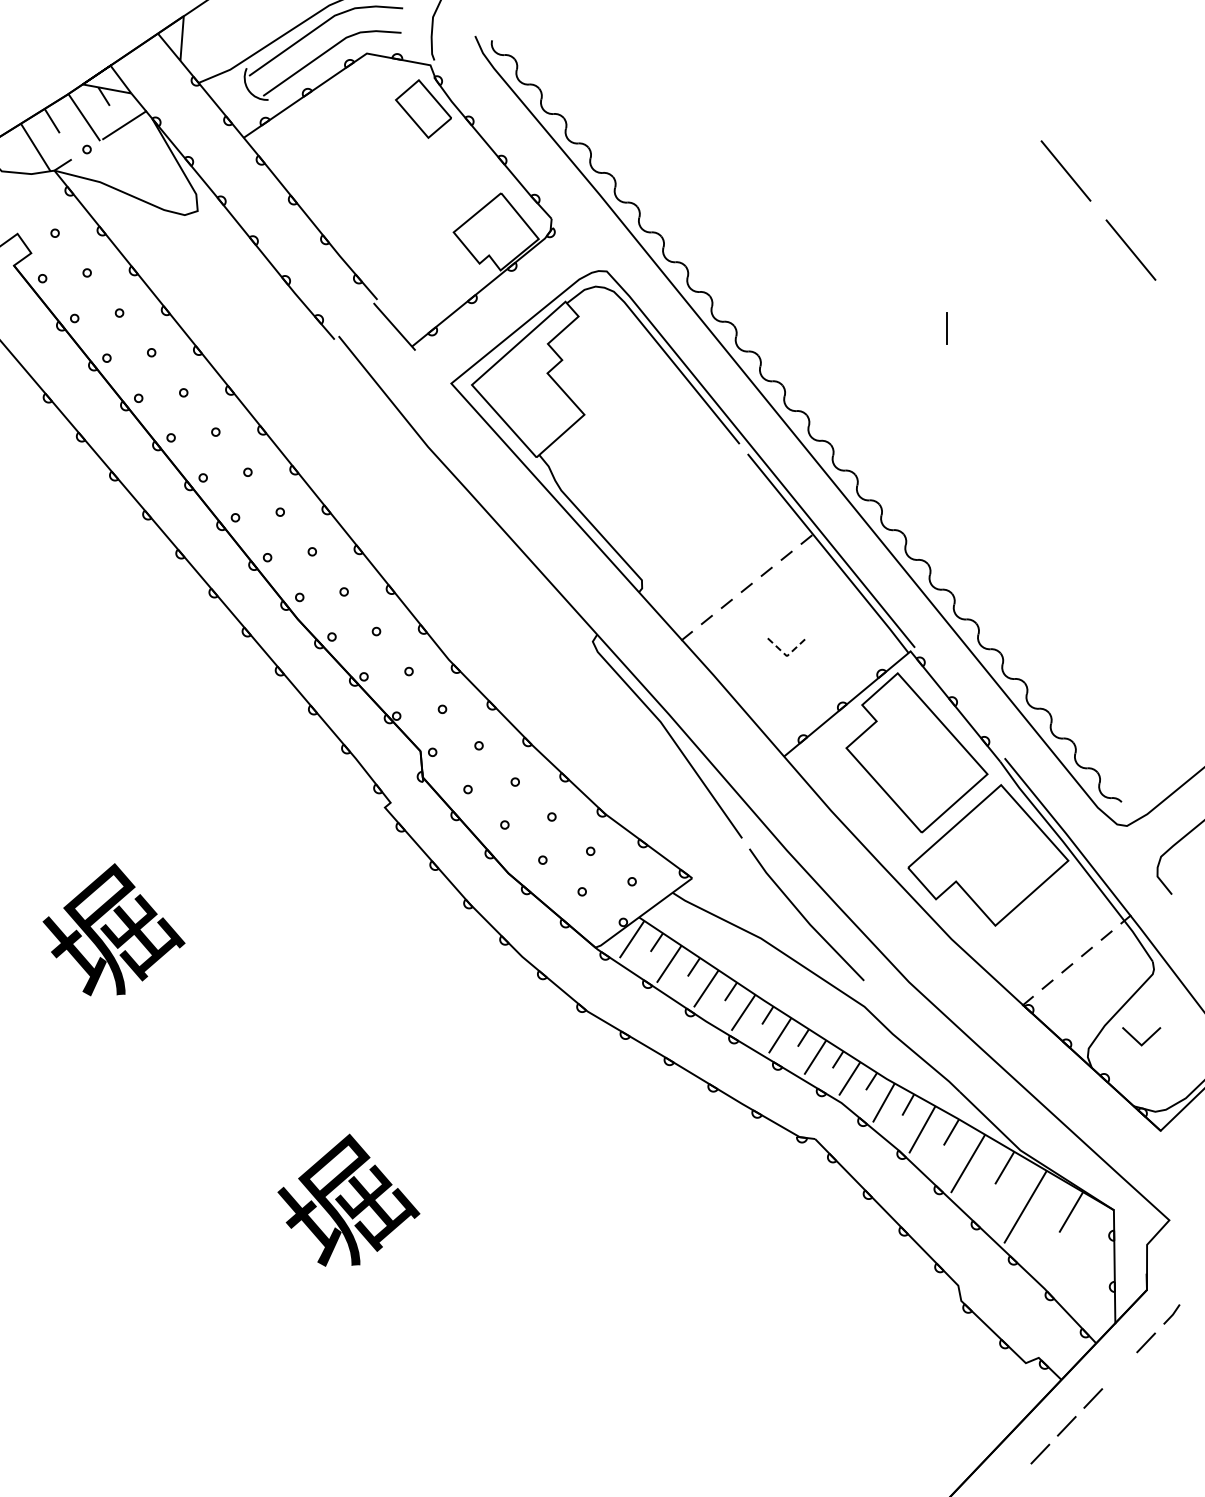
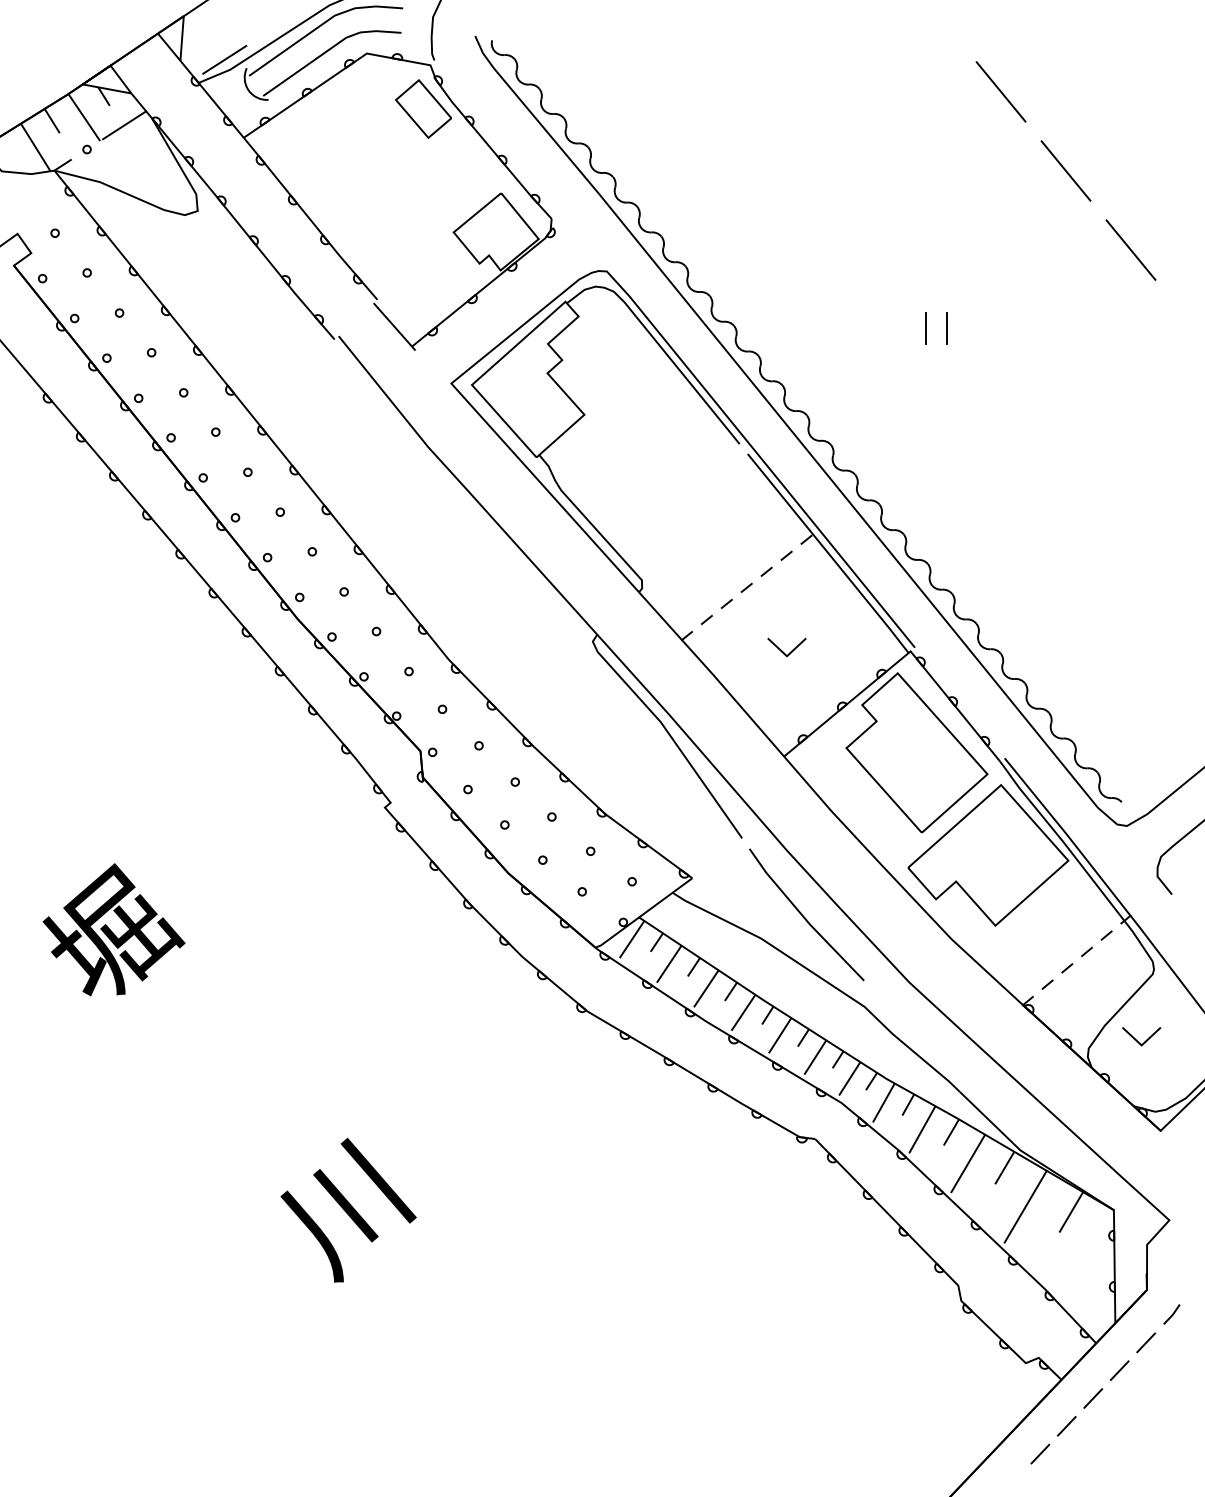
line: none -> present (224, 59)
line: none -> present (1000, 91)
line: none -> present (926, 328)
line: dashed -> solid (786, 656)
text: 堀 -> 川 (348, 1207)
line: none -> present (1119, 1370)
